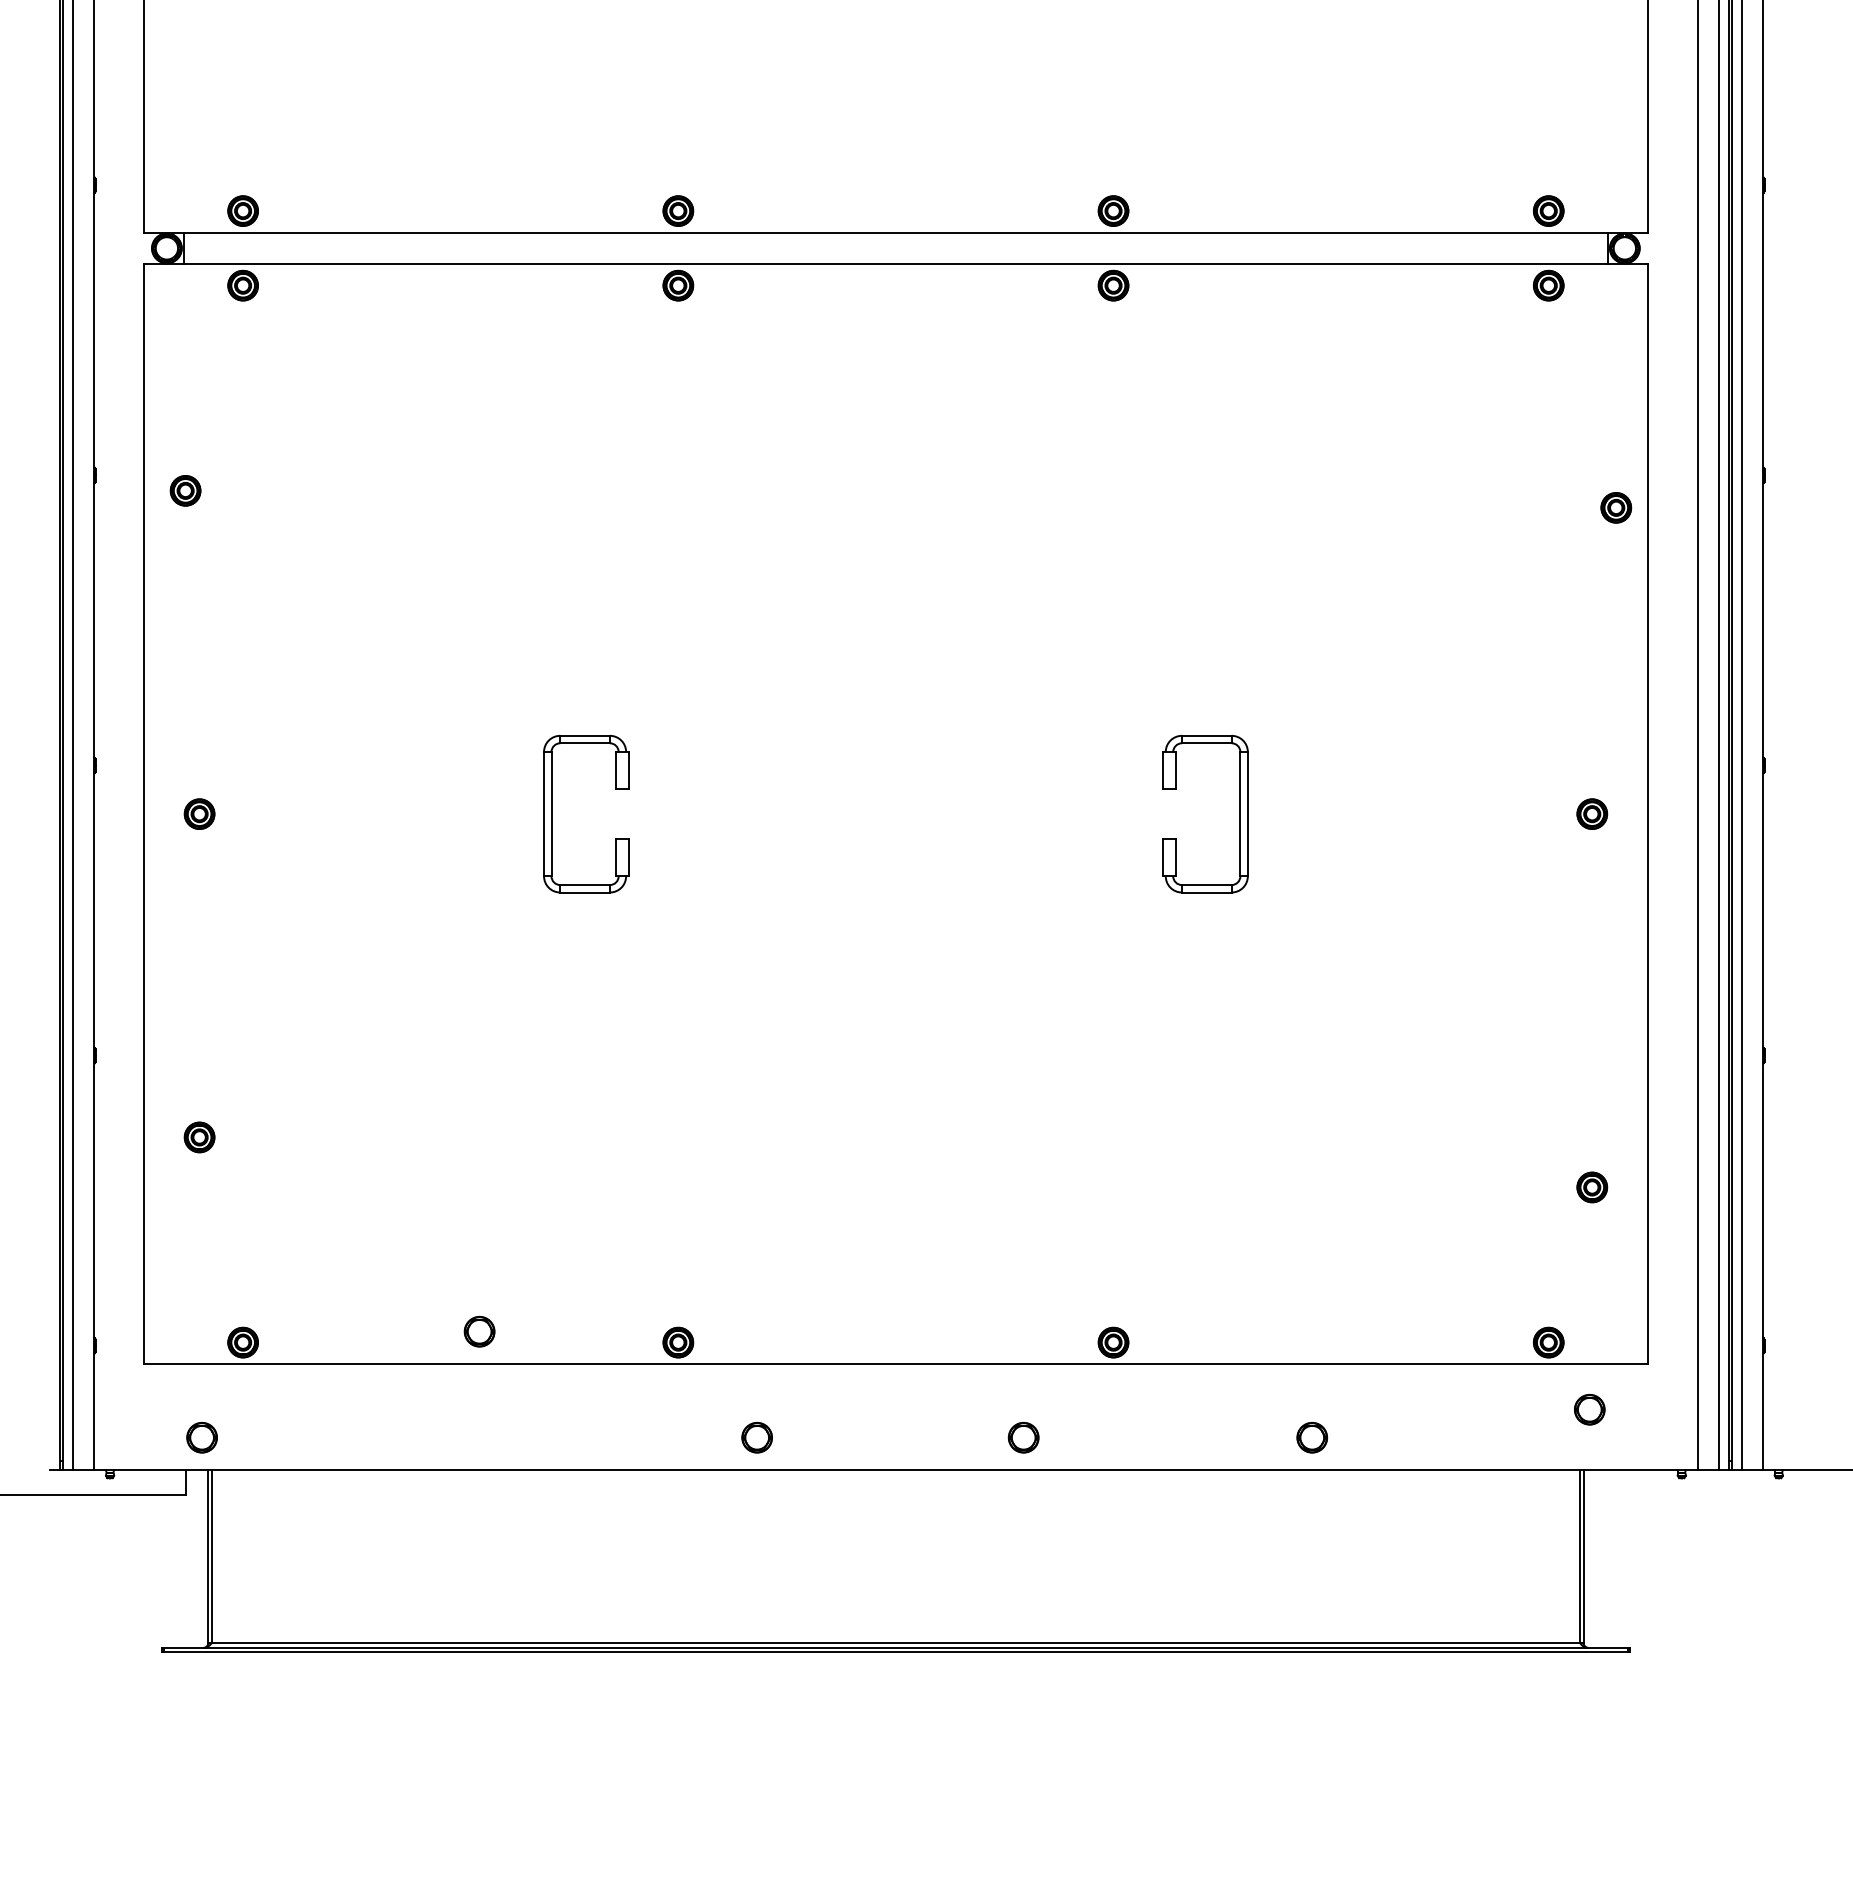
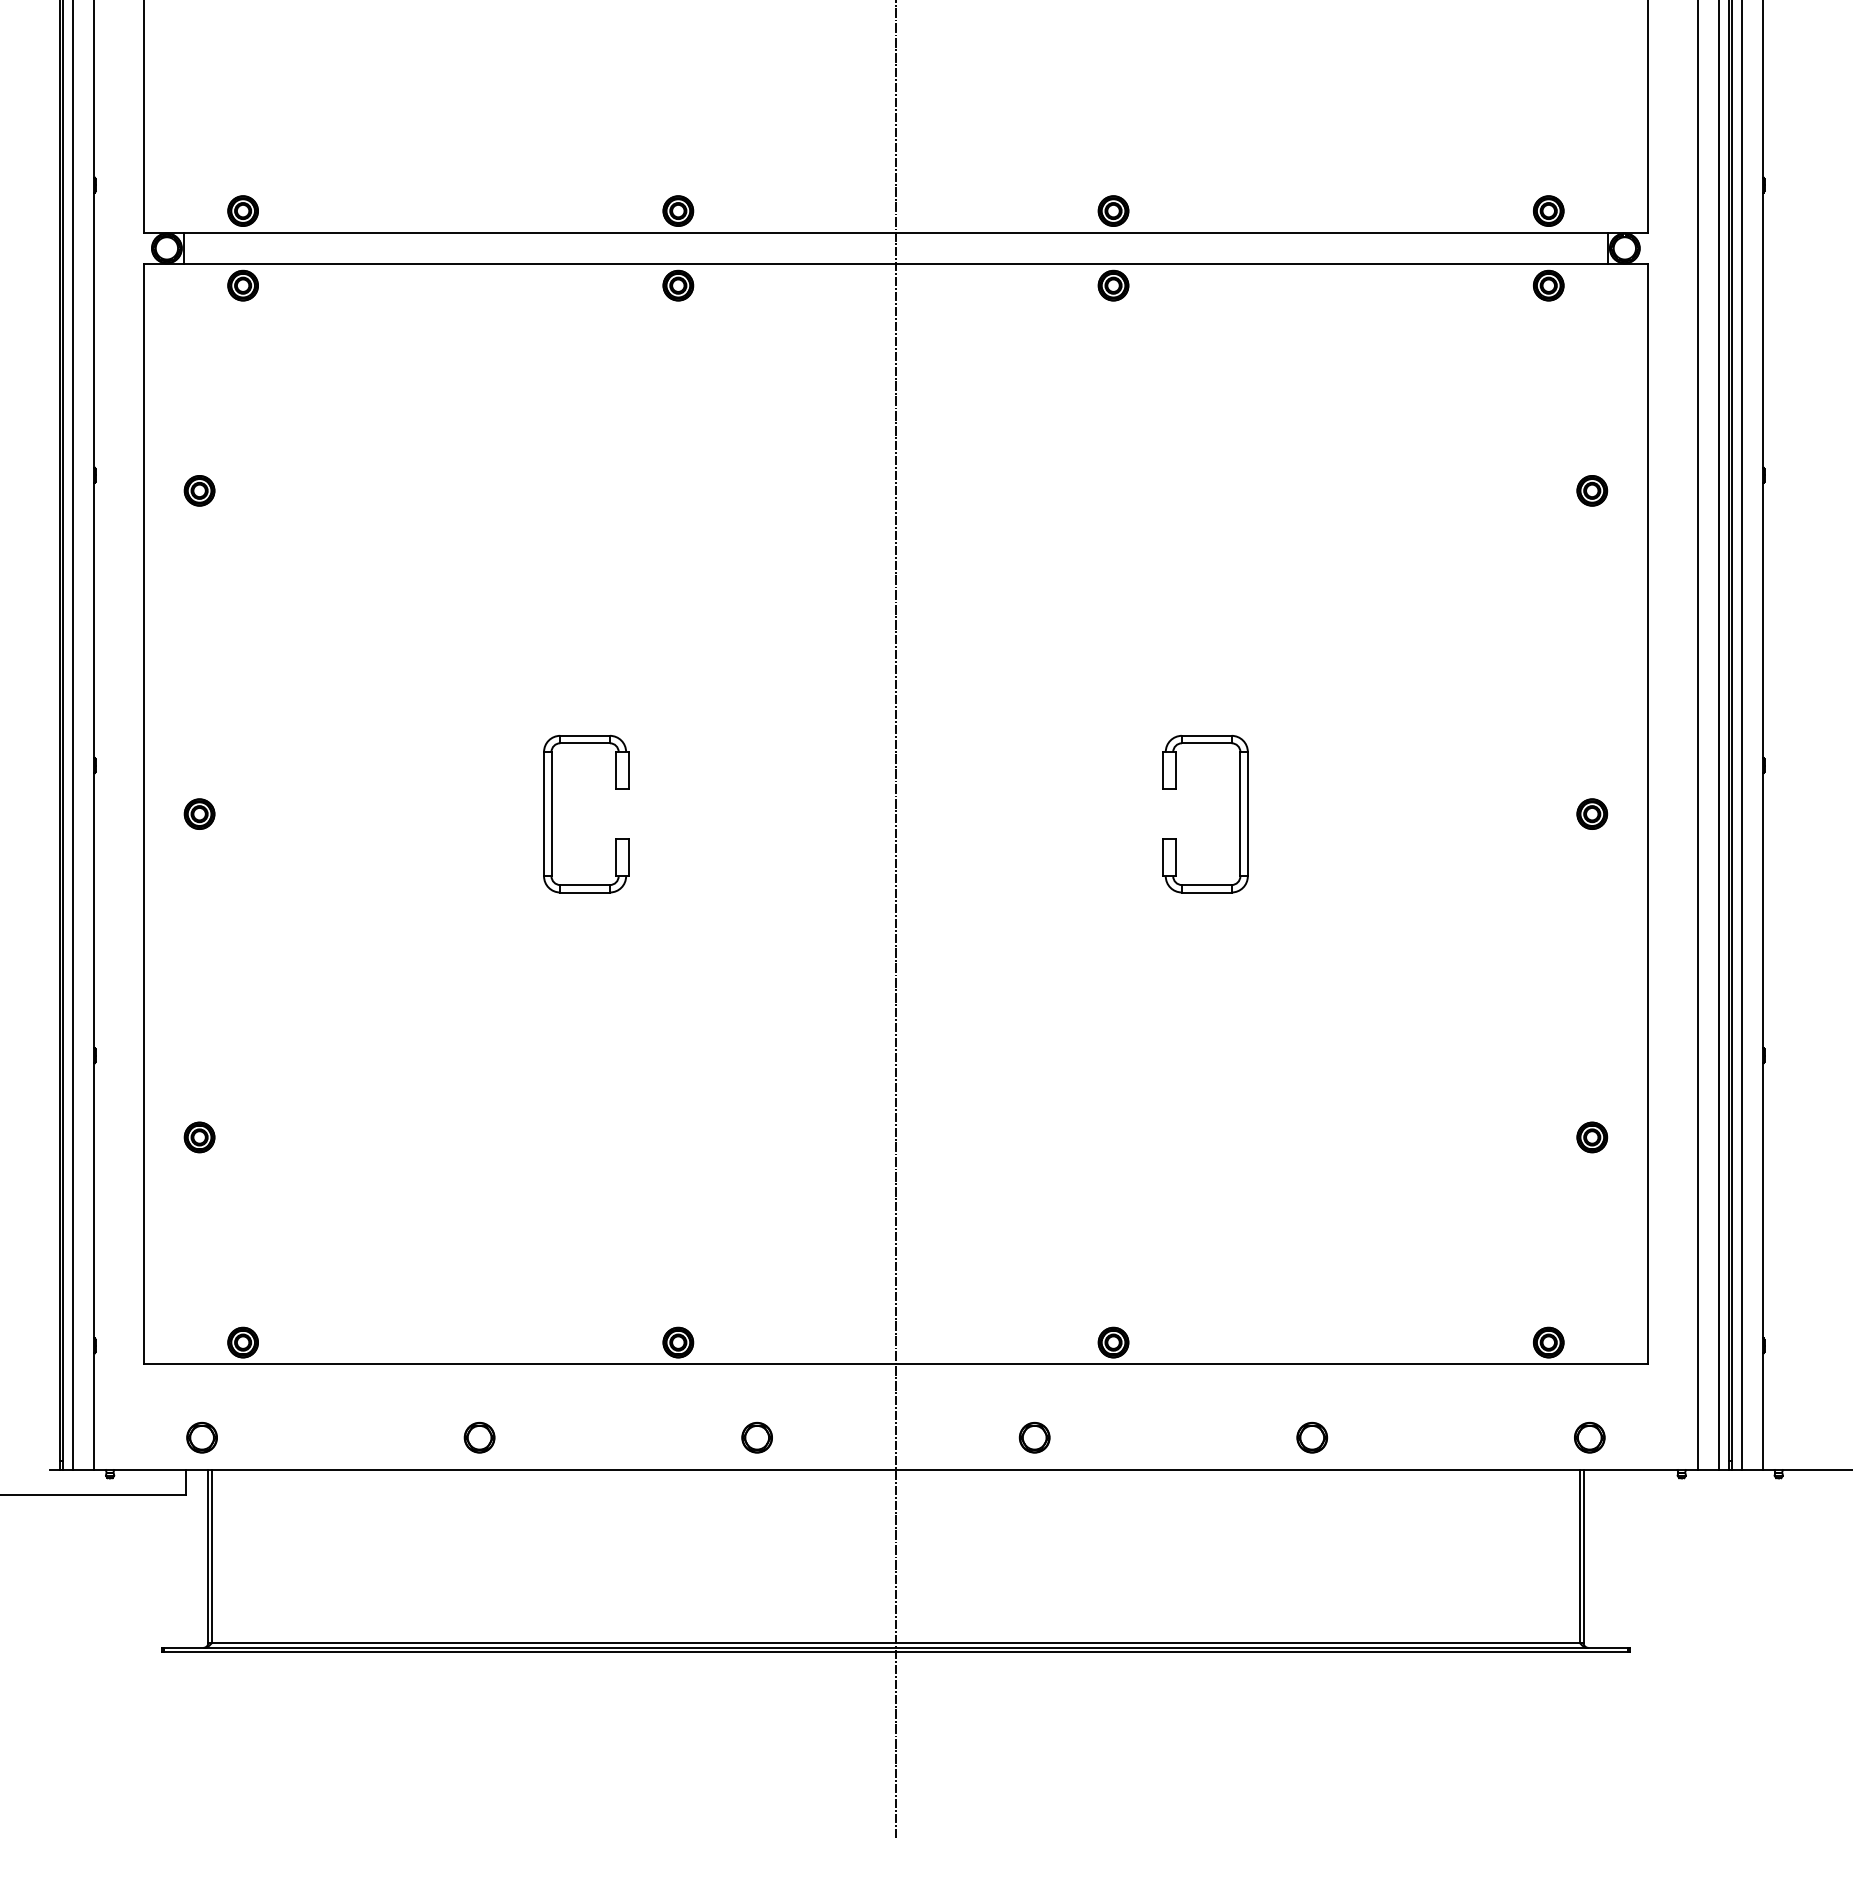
part position: (185, 490) -> (199, 490) (199, 490)
part position: (1616, 507) -> (1592, 490) (1592, 490)
line: none -> present (895, 920)
part position: (1592, 1187) -> (1592, 1137) (1592, 1137)
part position: (479, 1331) -> (479, 1437) (479, 1437)
part position: (1589, 1409) -> (1589, 1437) (1589, 1437)
part position: (1023, 1437) -> (1034, 1437) (1034, 1437)
